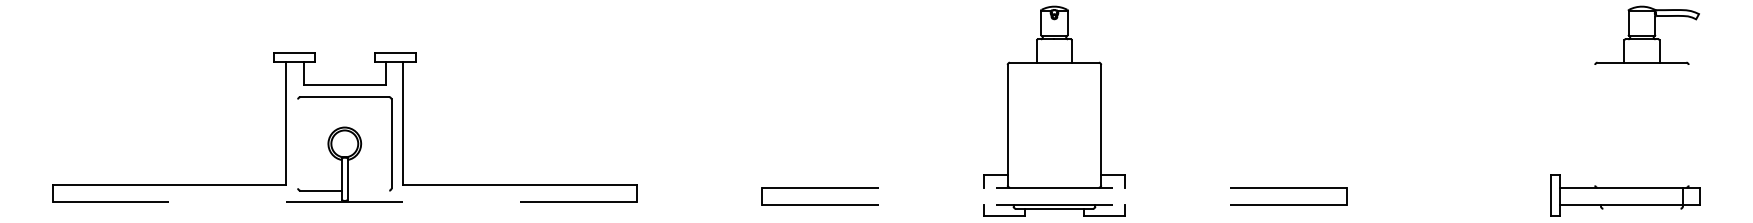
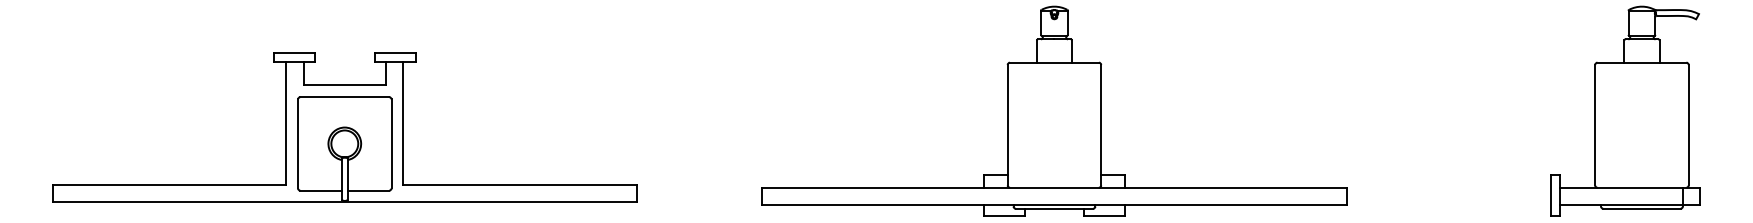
line: none -> present (1595, 125)
line: none -> present (1688, 125)
line: none -> present (298, 143)
line: dashed -> solid (1054, 187)
line: none -> present (368, 190)
line: dashed -> solid (345, 202)
line: dashed -> solid (1054, 205)
line: none -> present (1641, 208)
